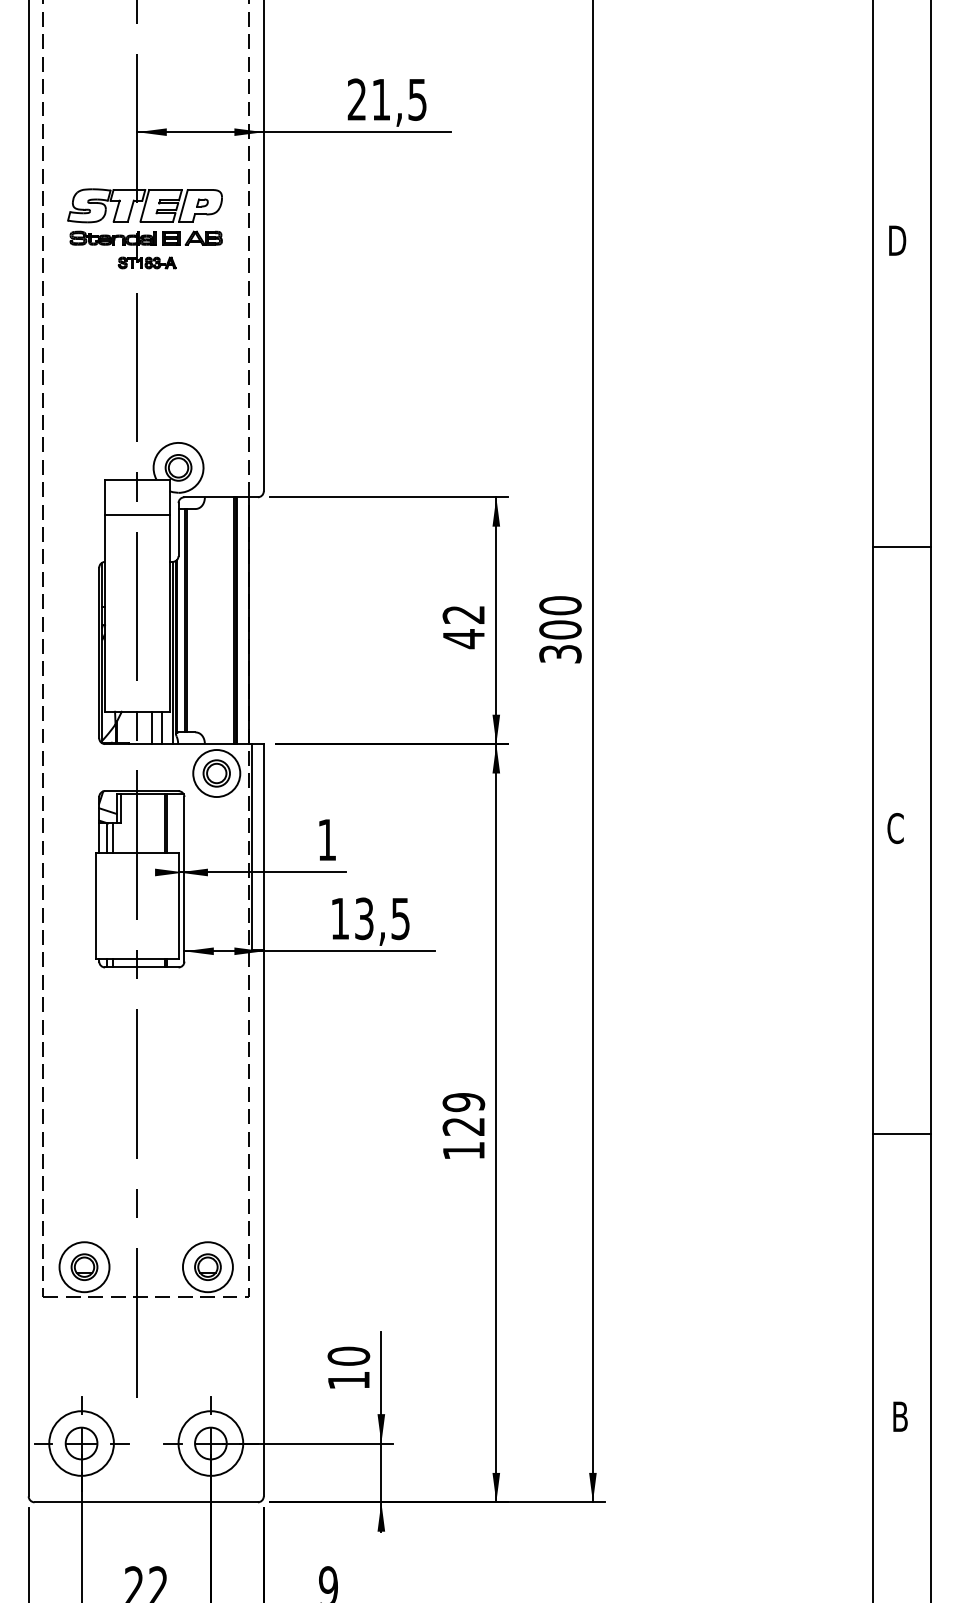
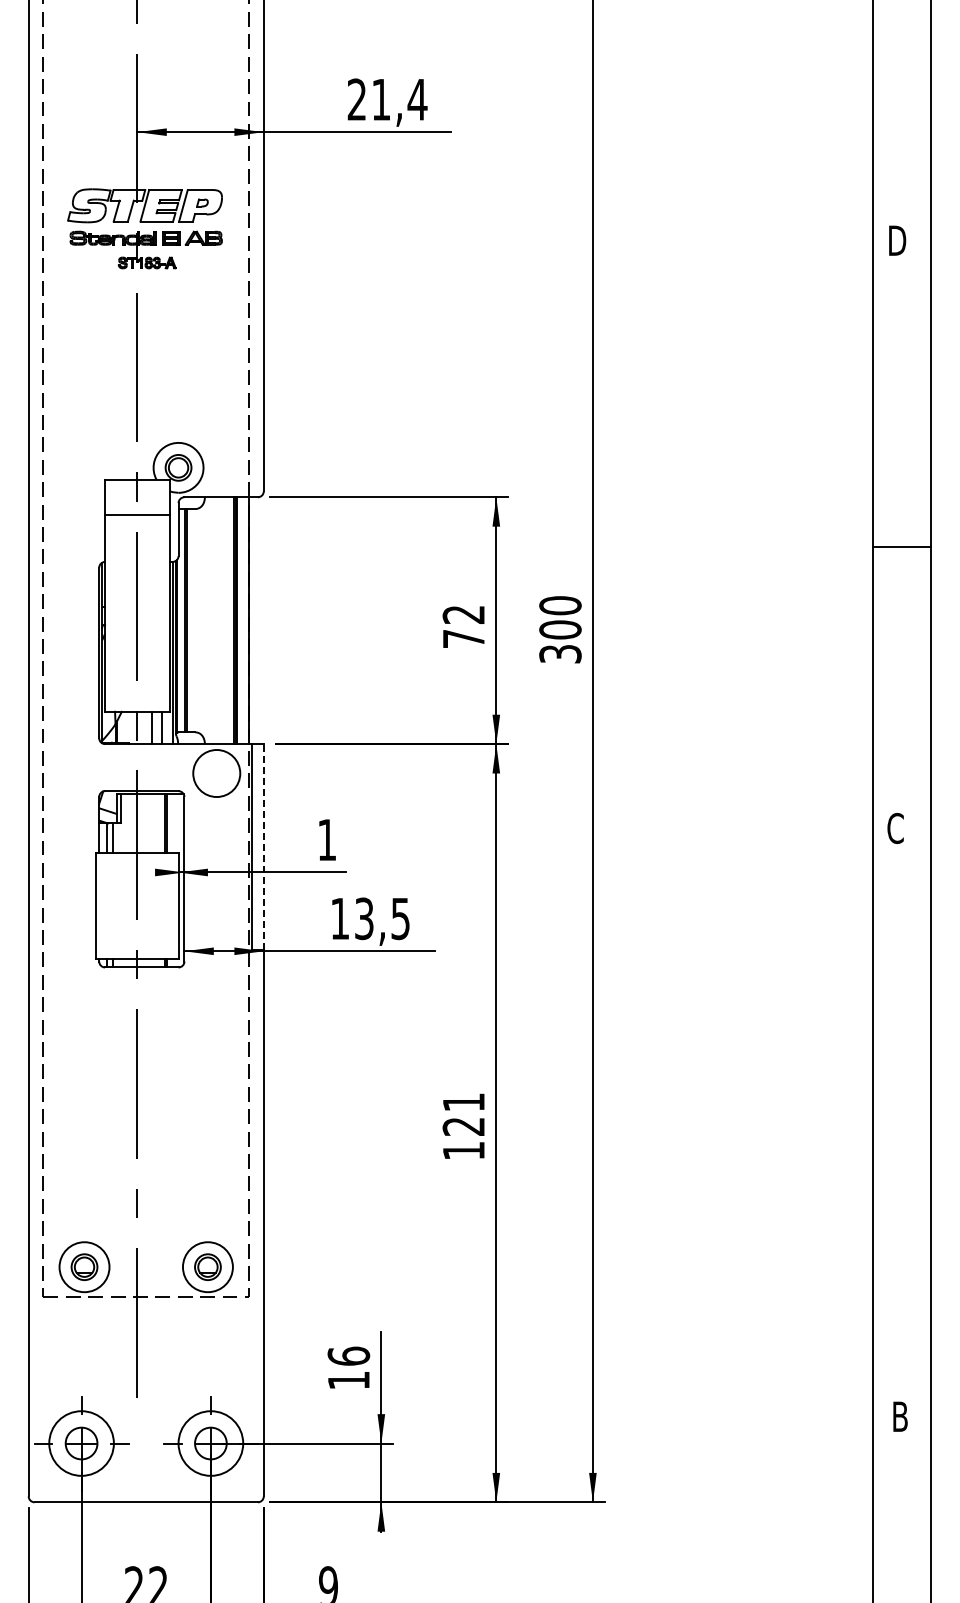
text: 21,5 -> 21,4 (417, 99)
text: 42 -> 72 (463, 639)
part: present -> none (216, 773)
line: solid -> dashed (263, 846)
text: 129 -> 121 (463, 1102)
line: present -> none (901, 1134)
text: 10 -> 16 (348, 1355)
